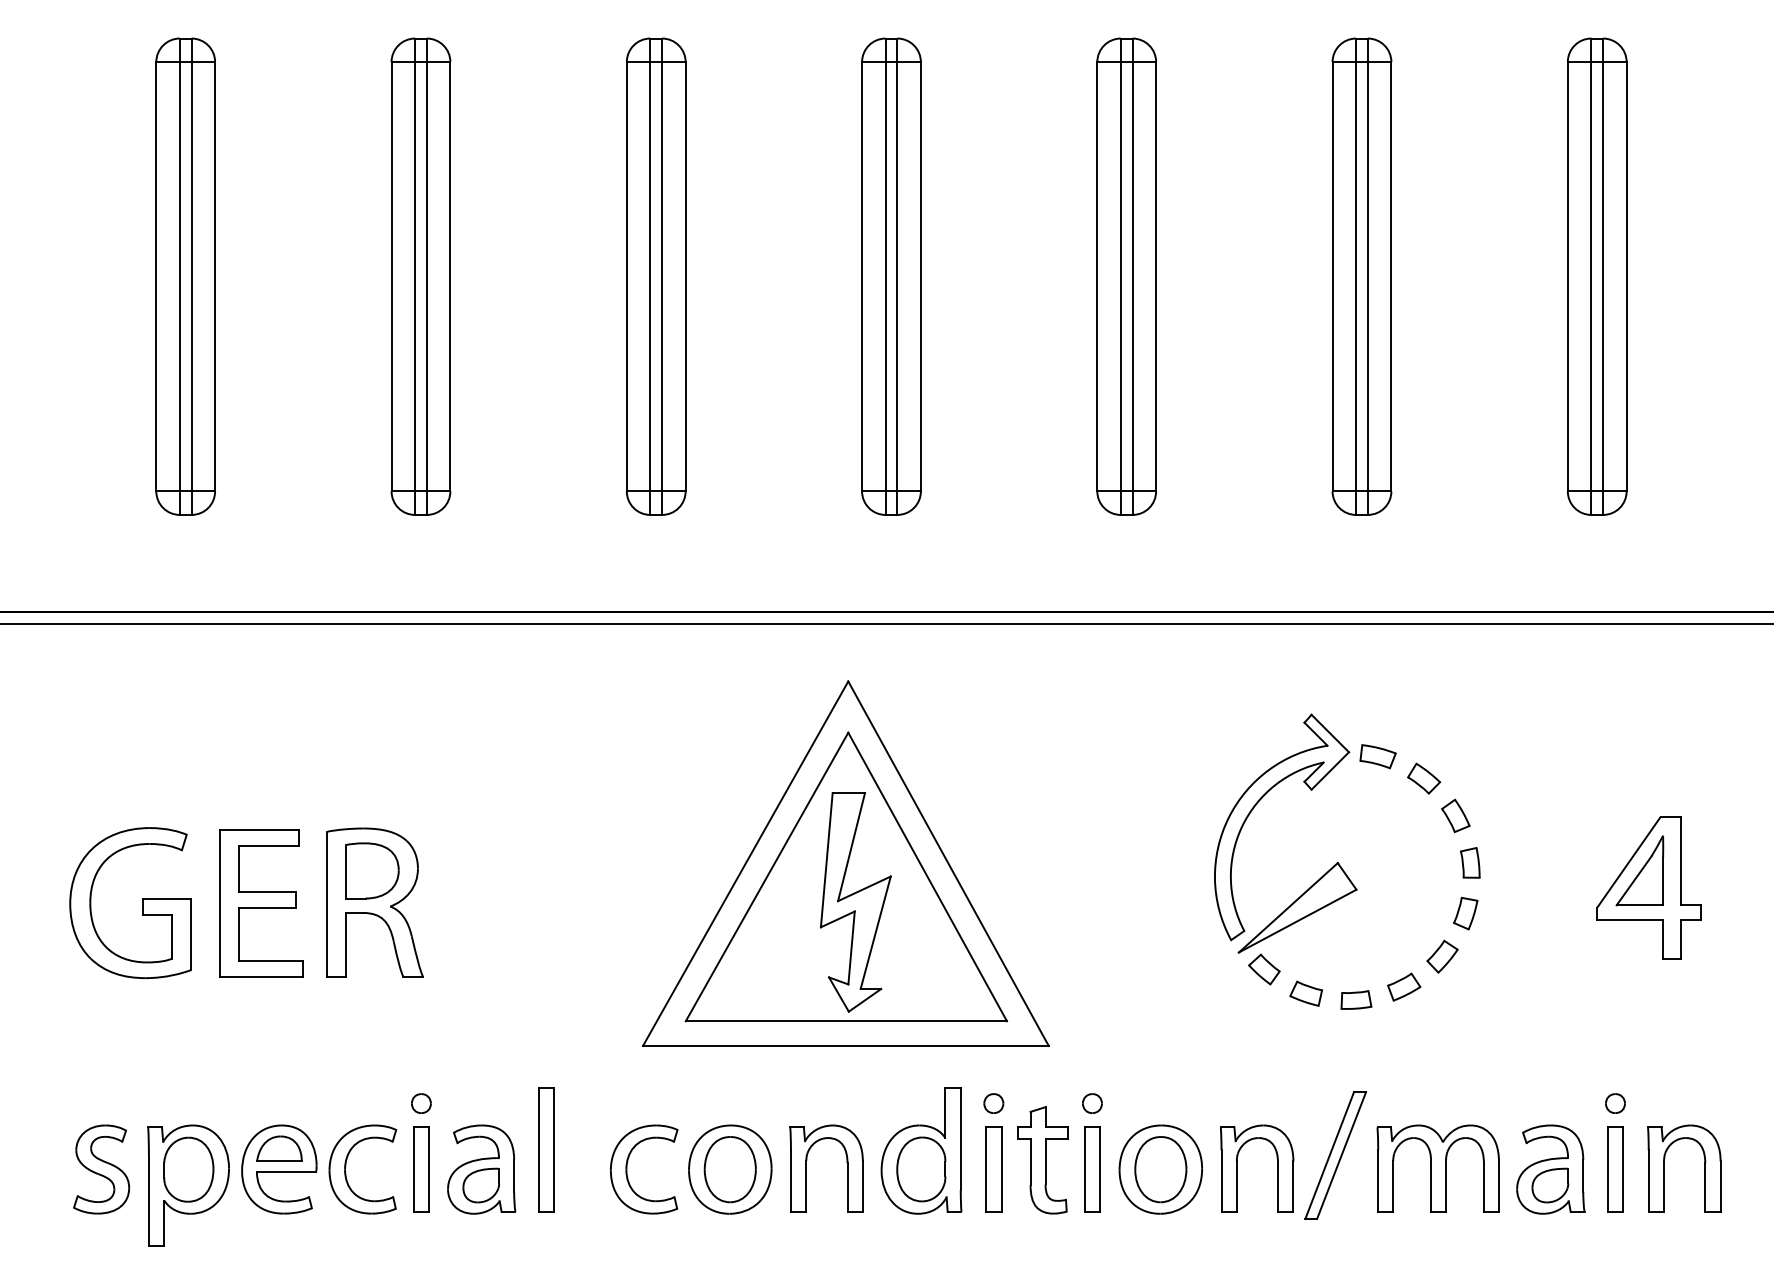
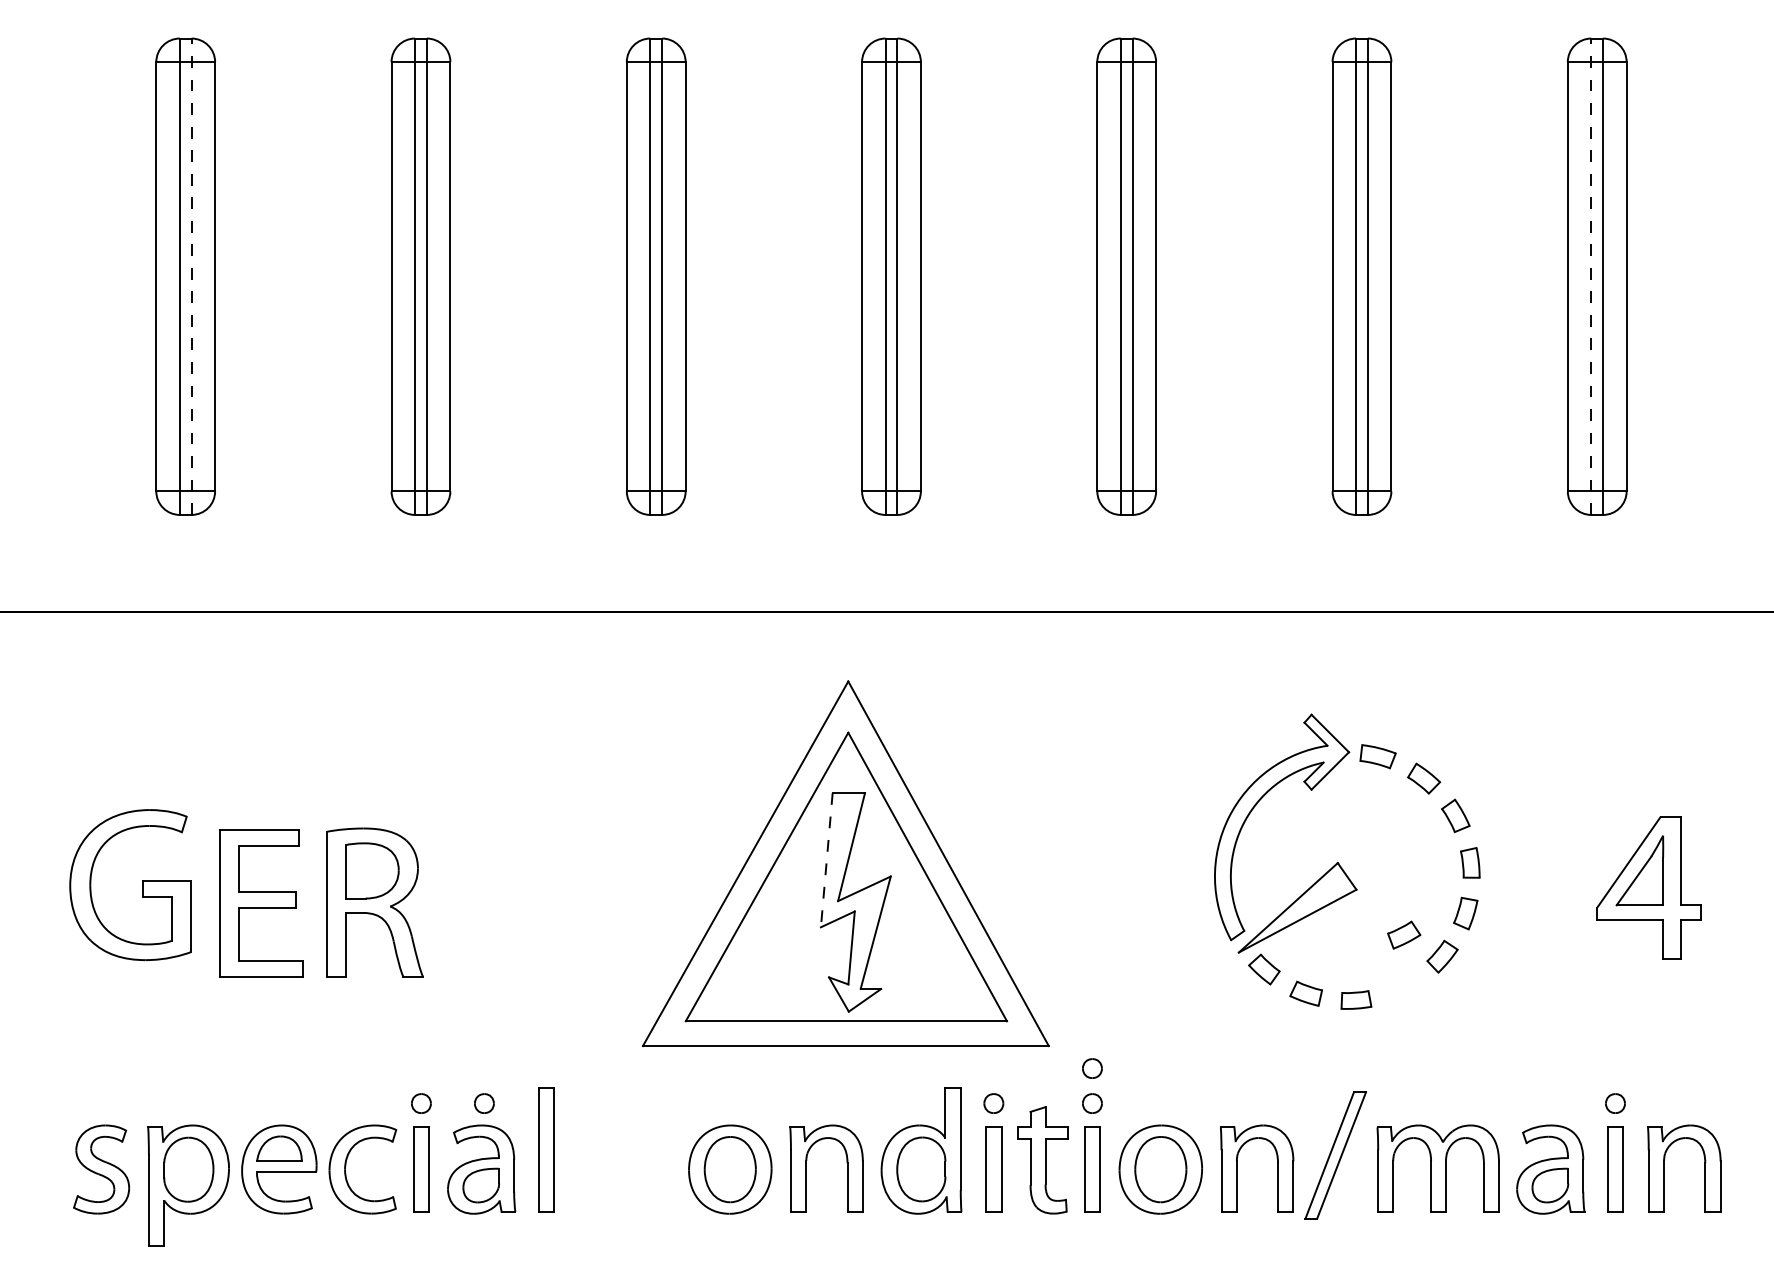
line: solid -> dashed (191, 276)
line: solid -> dashed (1591, 276)
line: present -> none (886, 623)
line: solid -> dashed (826, 860)
part position: (142, 902) -> (142, 884) (142, 884)
part position: (1404, 986) -> (1404, 934) (1404, 934)
part: none -> present (1092, 1068)
part: none -> present (484, 1103)
part: present -> none (627, 1169)
